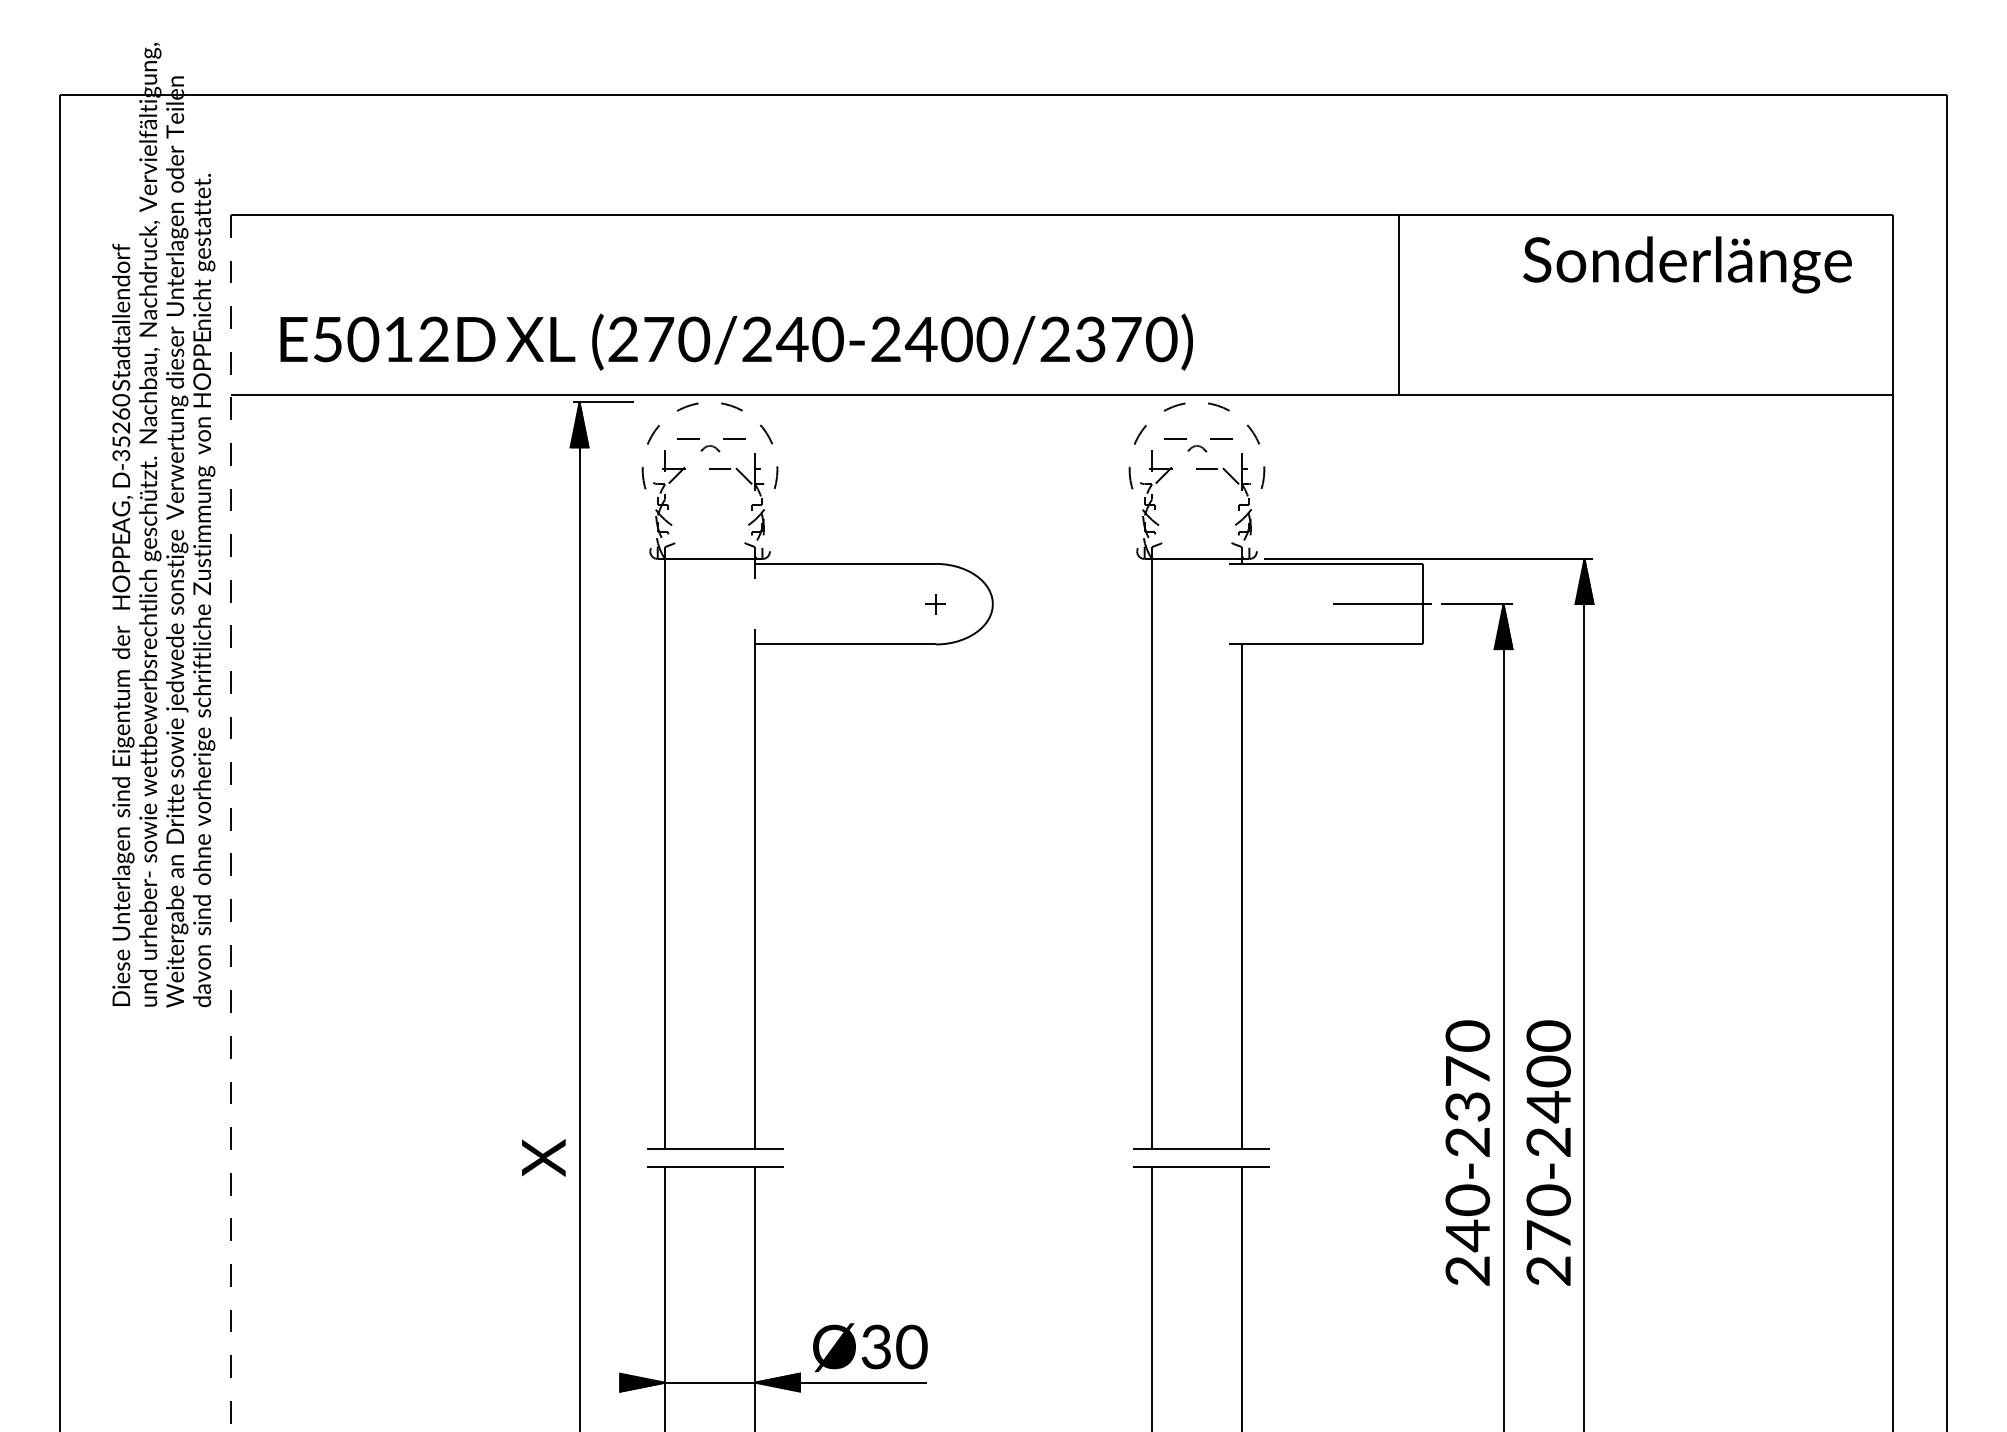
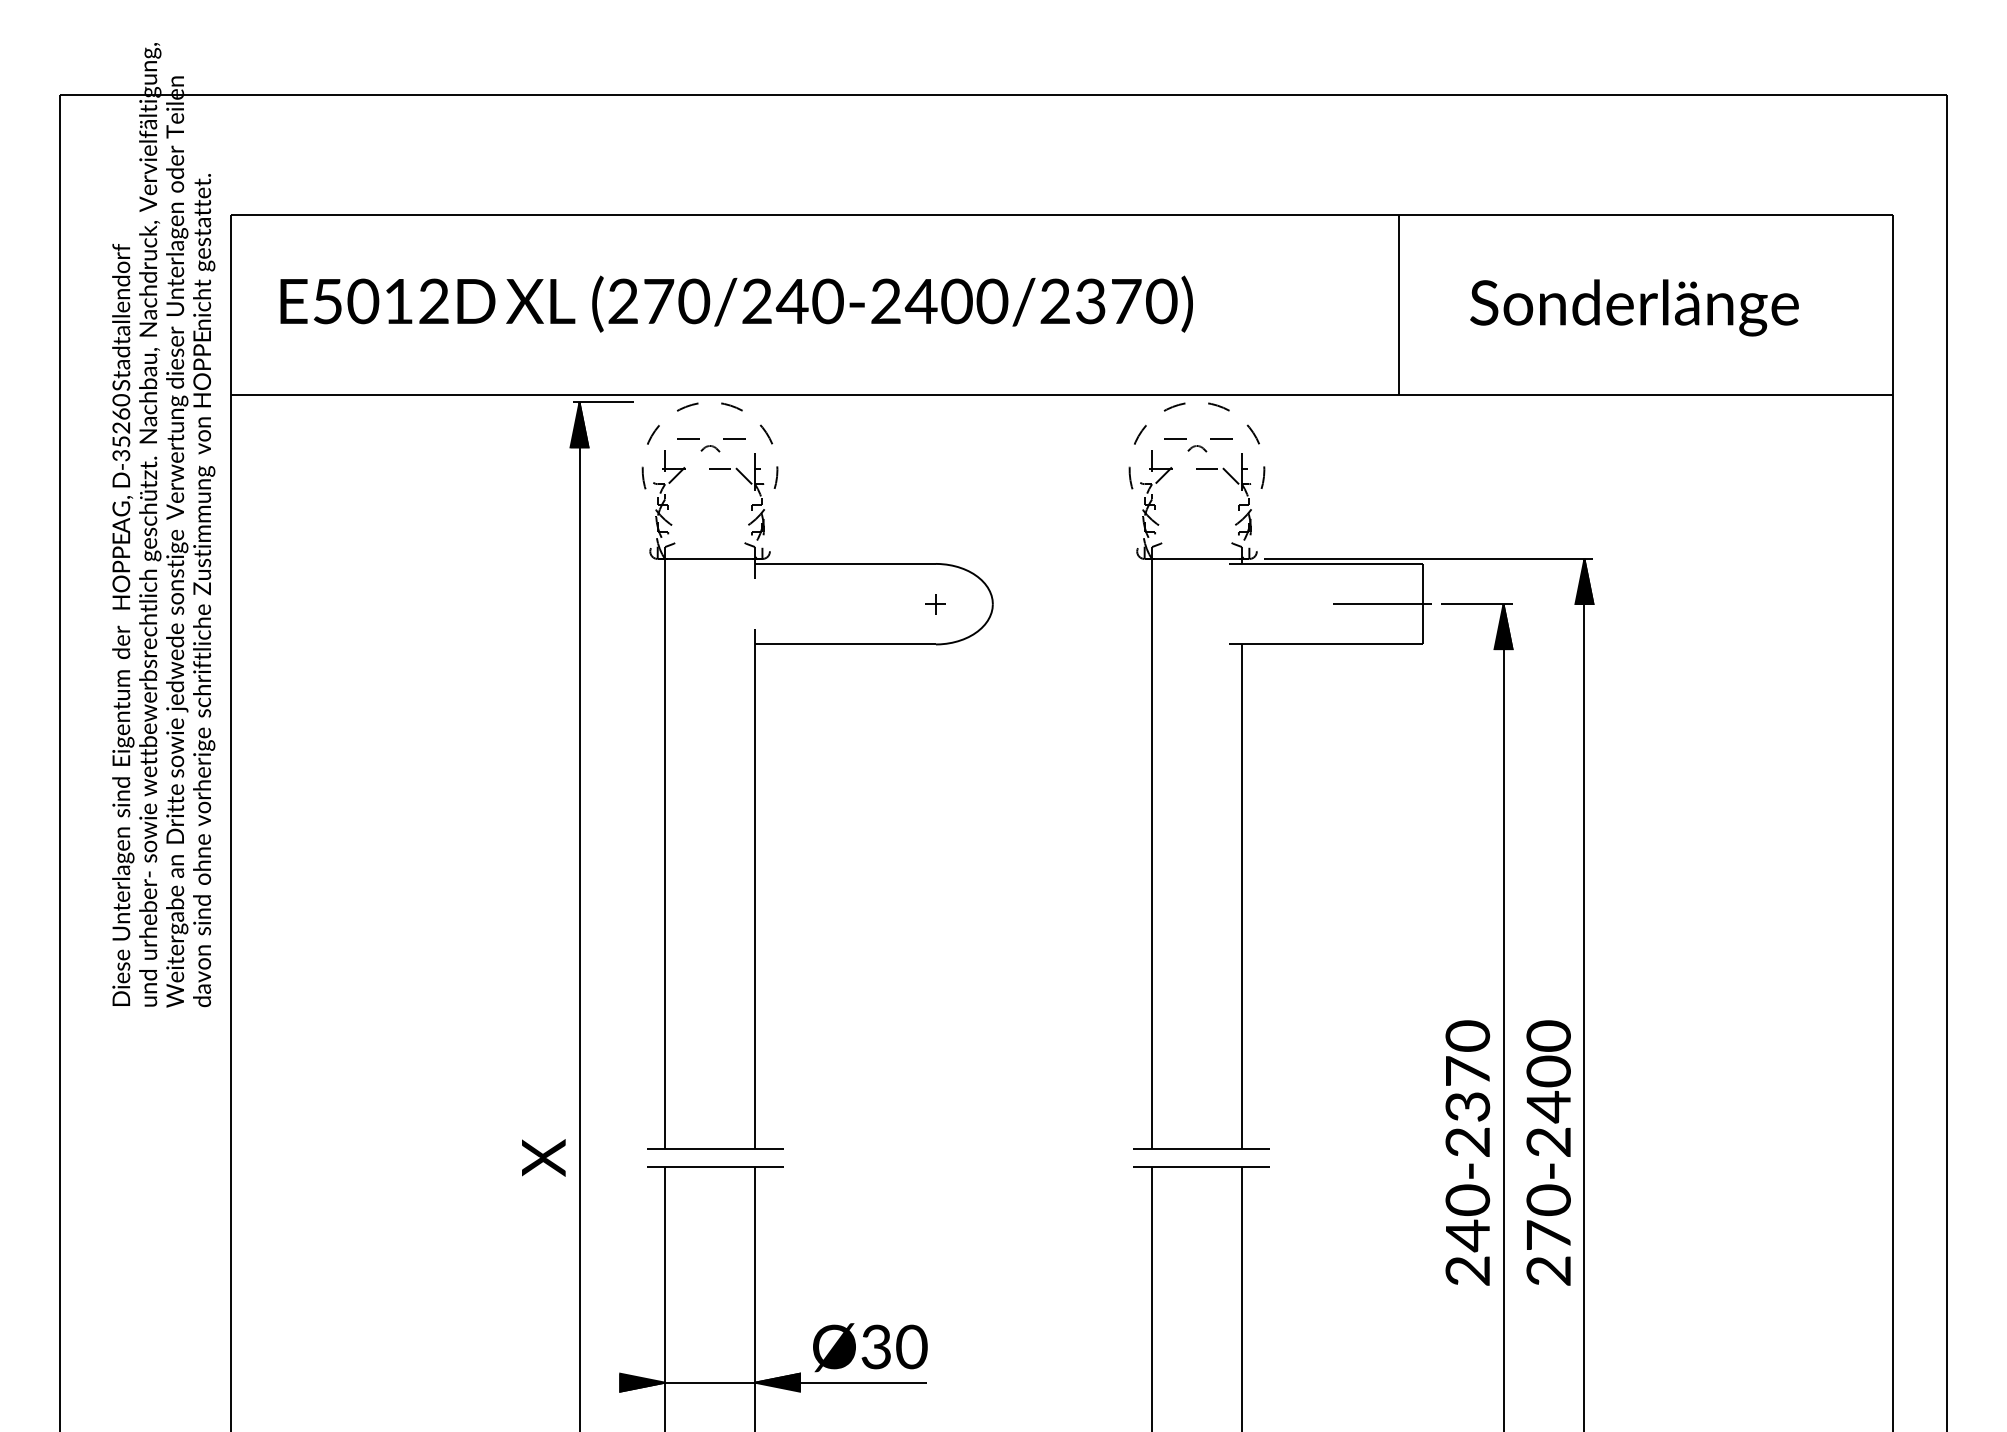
text position: (1687, 264) -> (1634, 307) (1634, 307)
text position: (736, 341) -> (736, 303) (736, 303)
line: dashed -> solid (230, 824)
